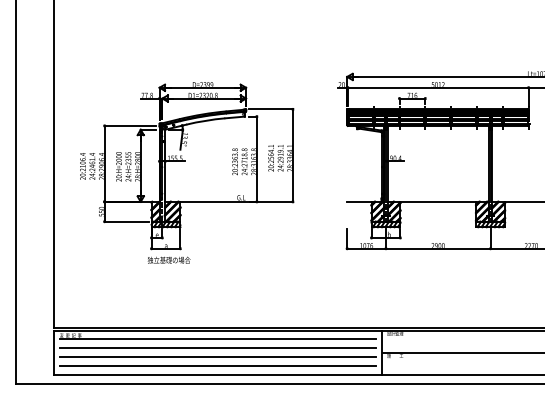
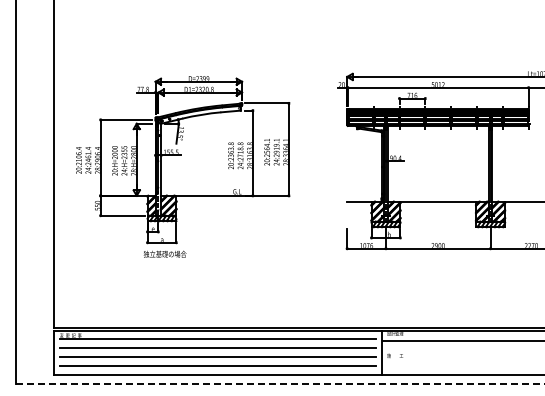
part position: (187, 172) -> (183, 166) (183, 166)
line position: (462, 352) -> (462, 340) (462, 340)
line: solid -> dashed (280, 384)
